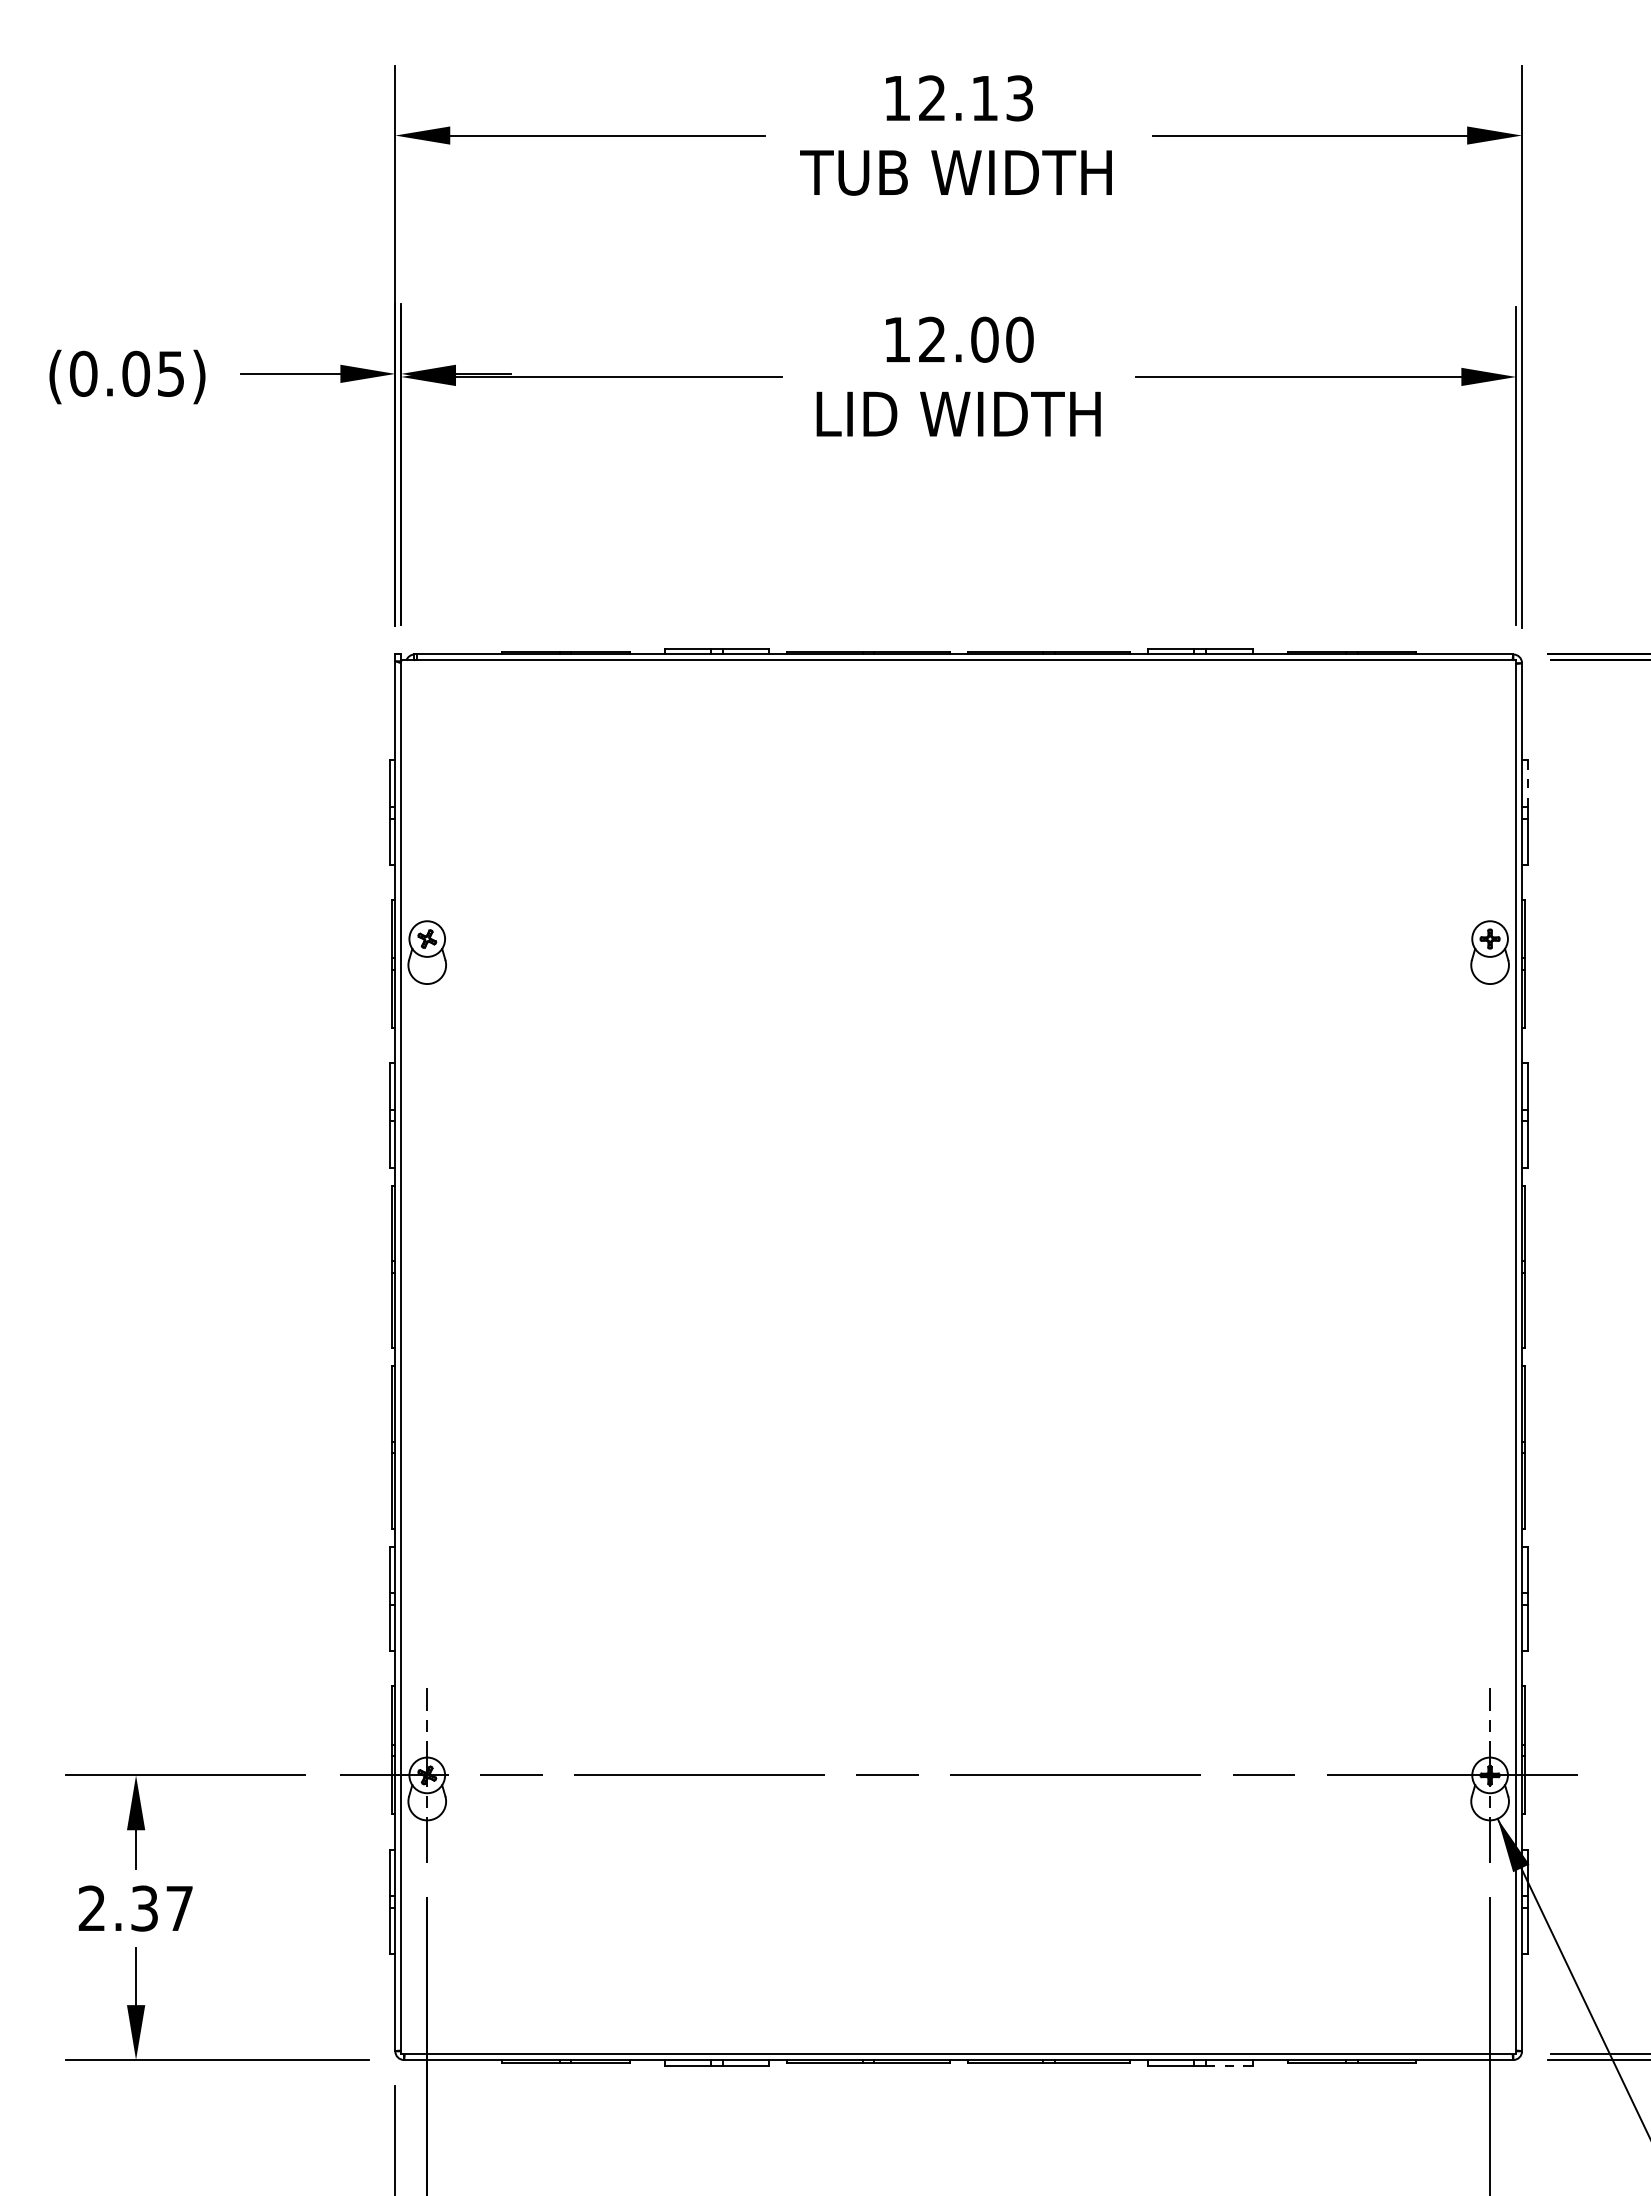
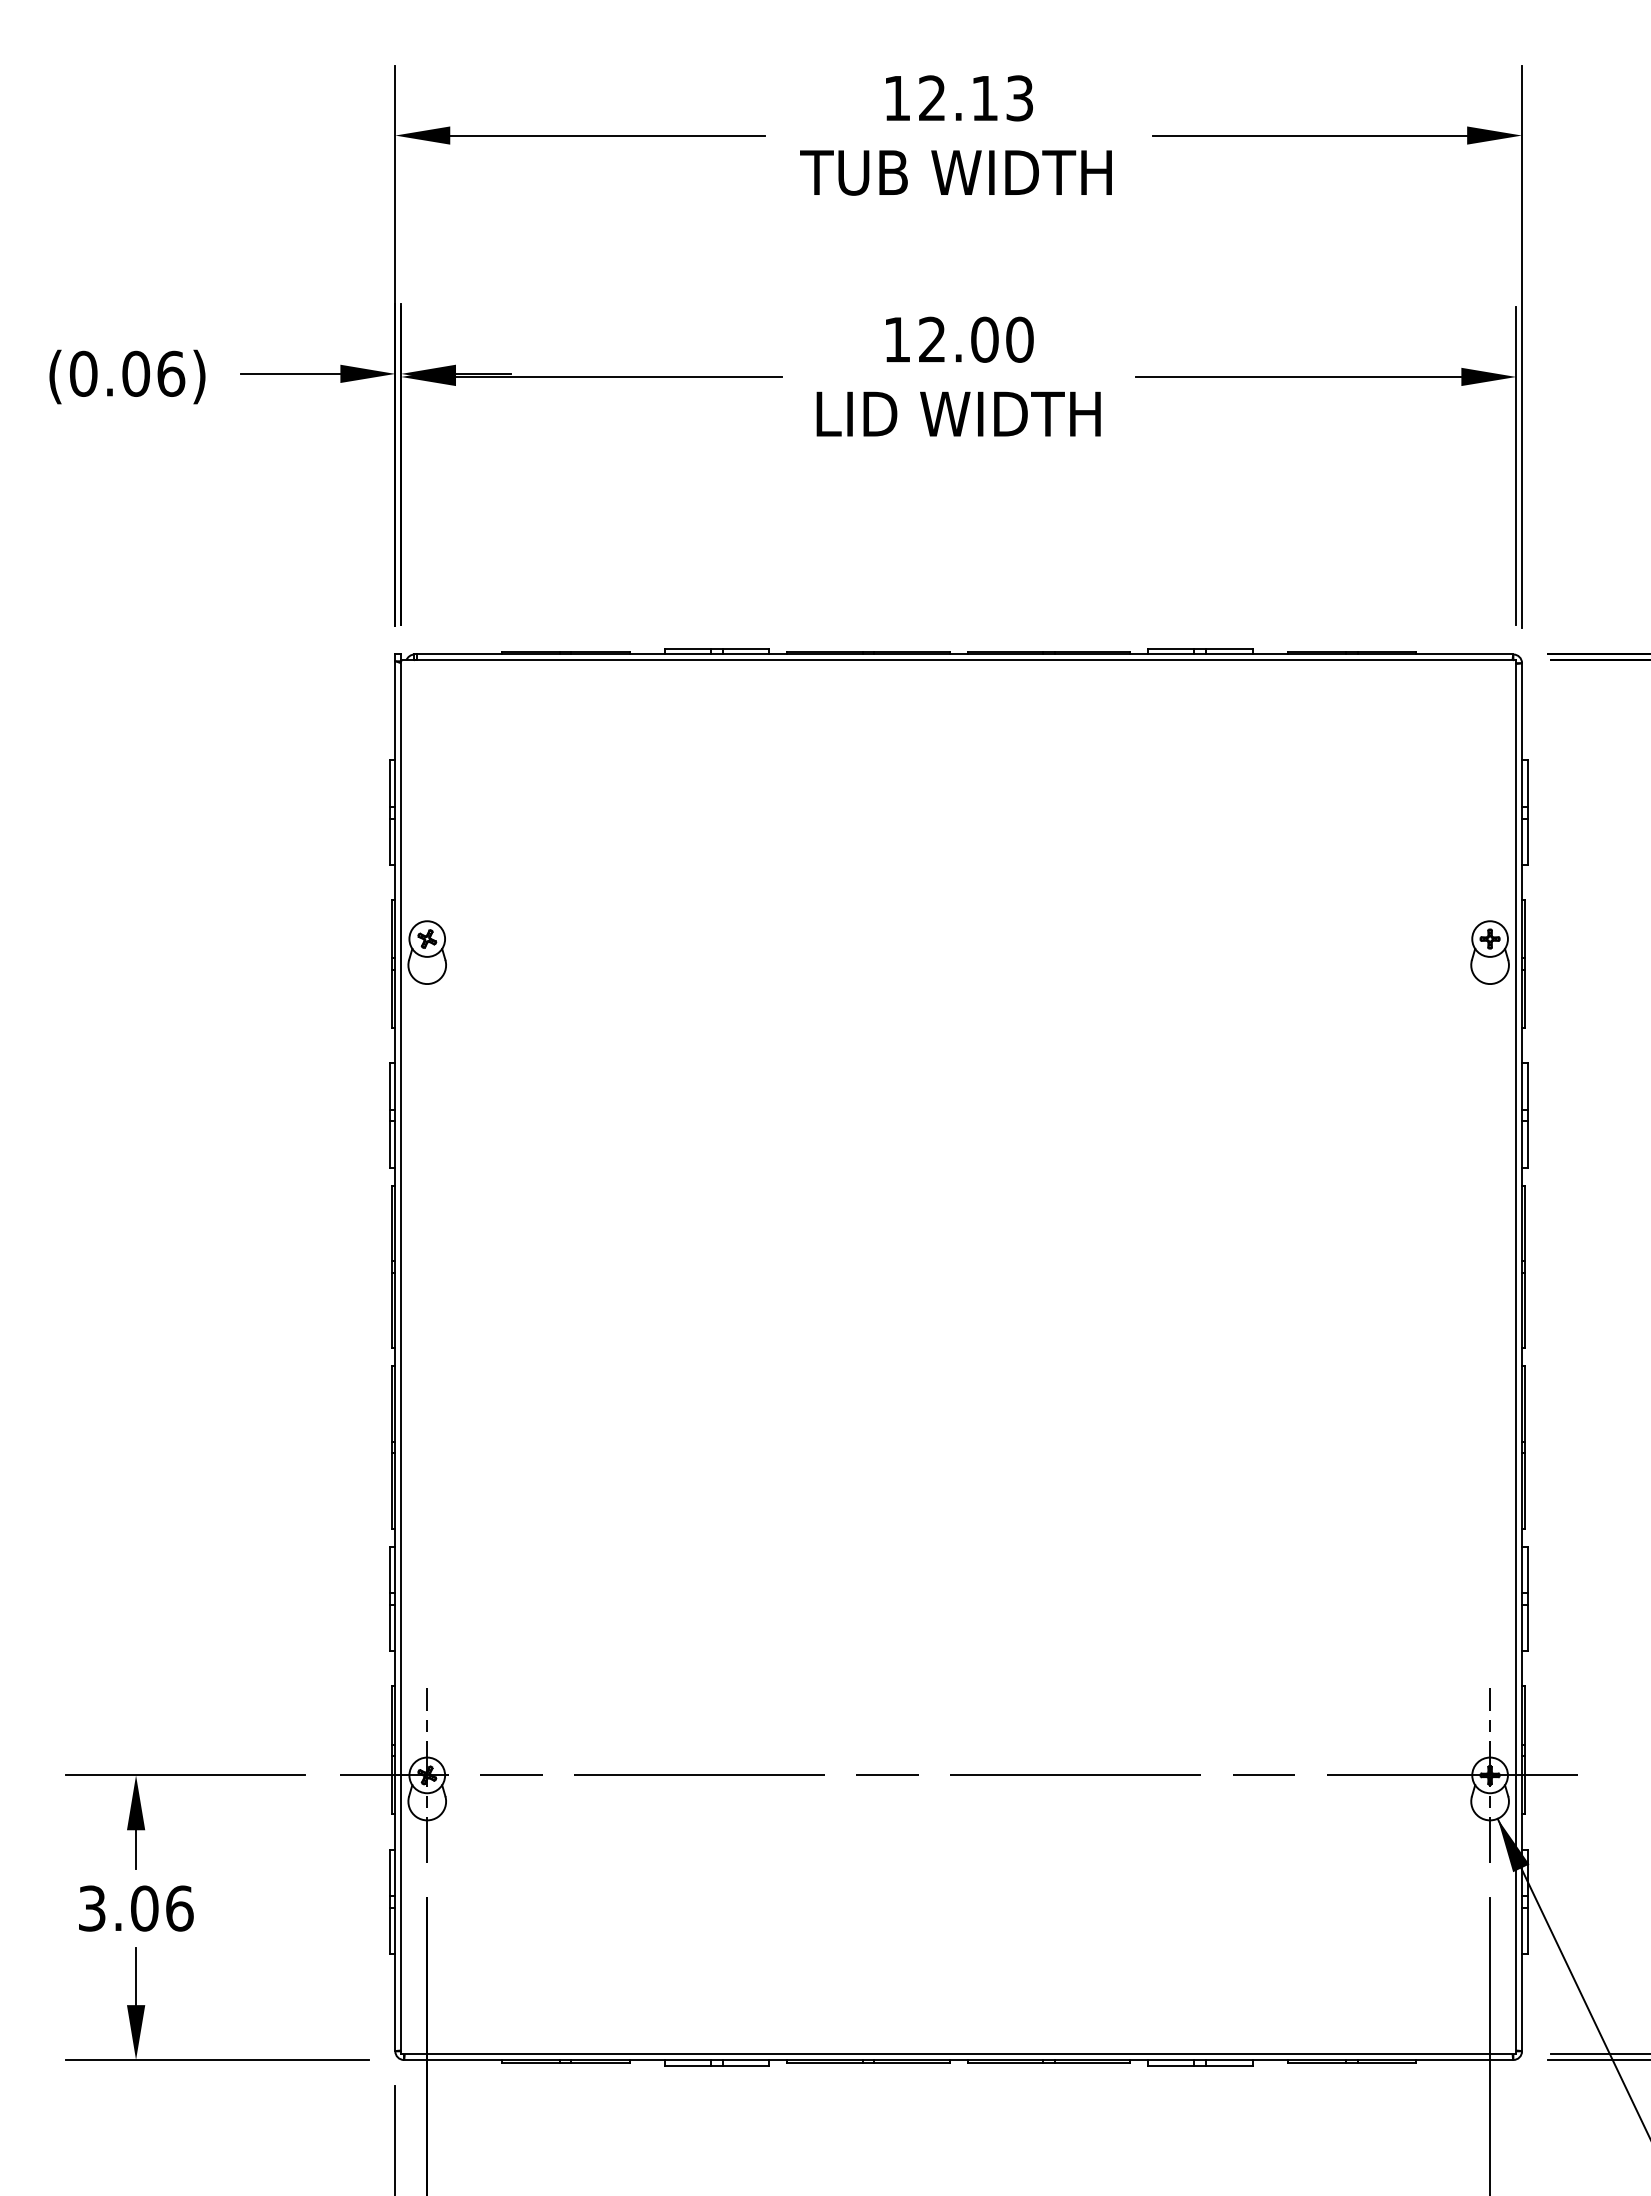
text: (0.05) -> (0.06) (171, 373)
line: dashed -> solid (1527, 784)
text: 2.37 -> 3.06 (135, 1908)
line: dashed -> solid (1228, 2065)
